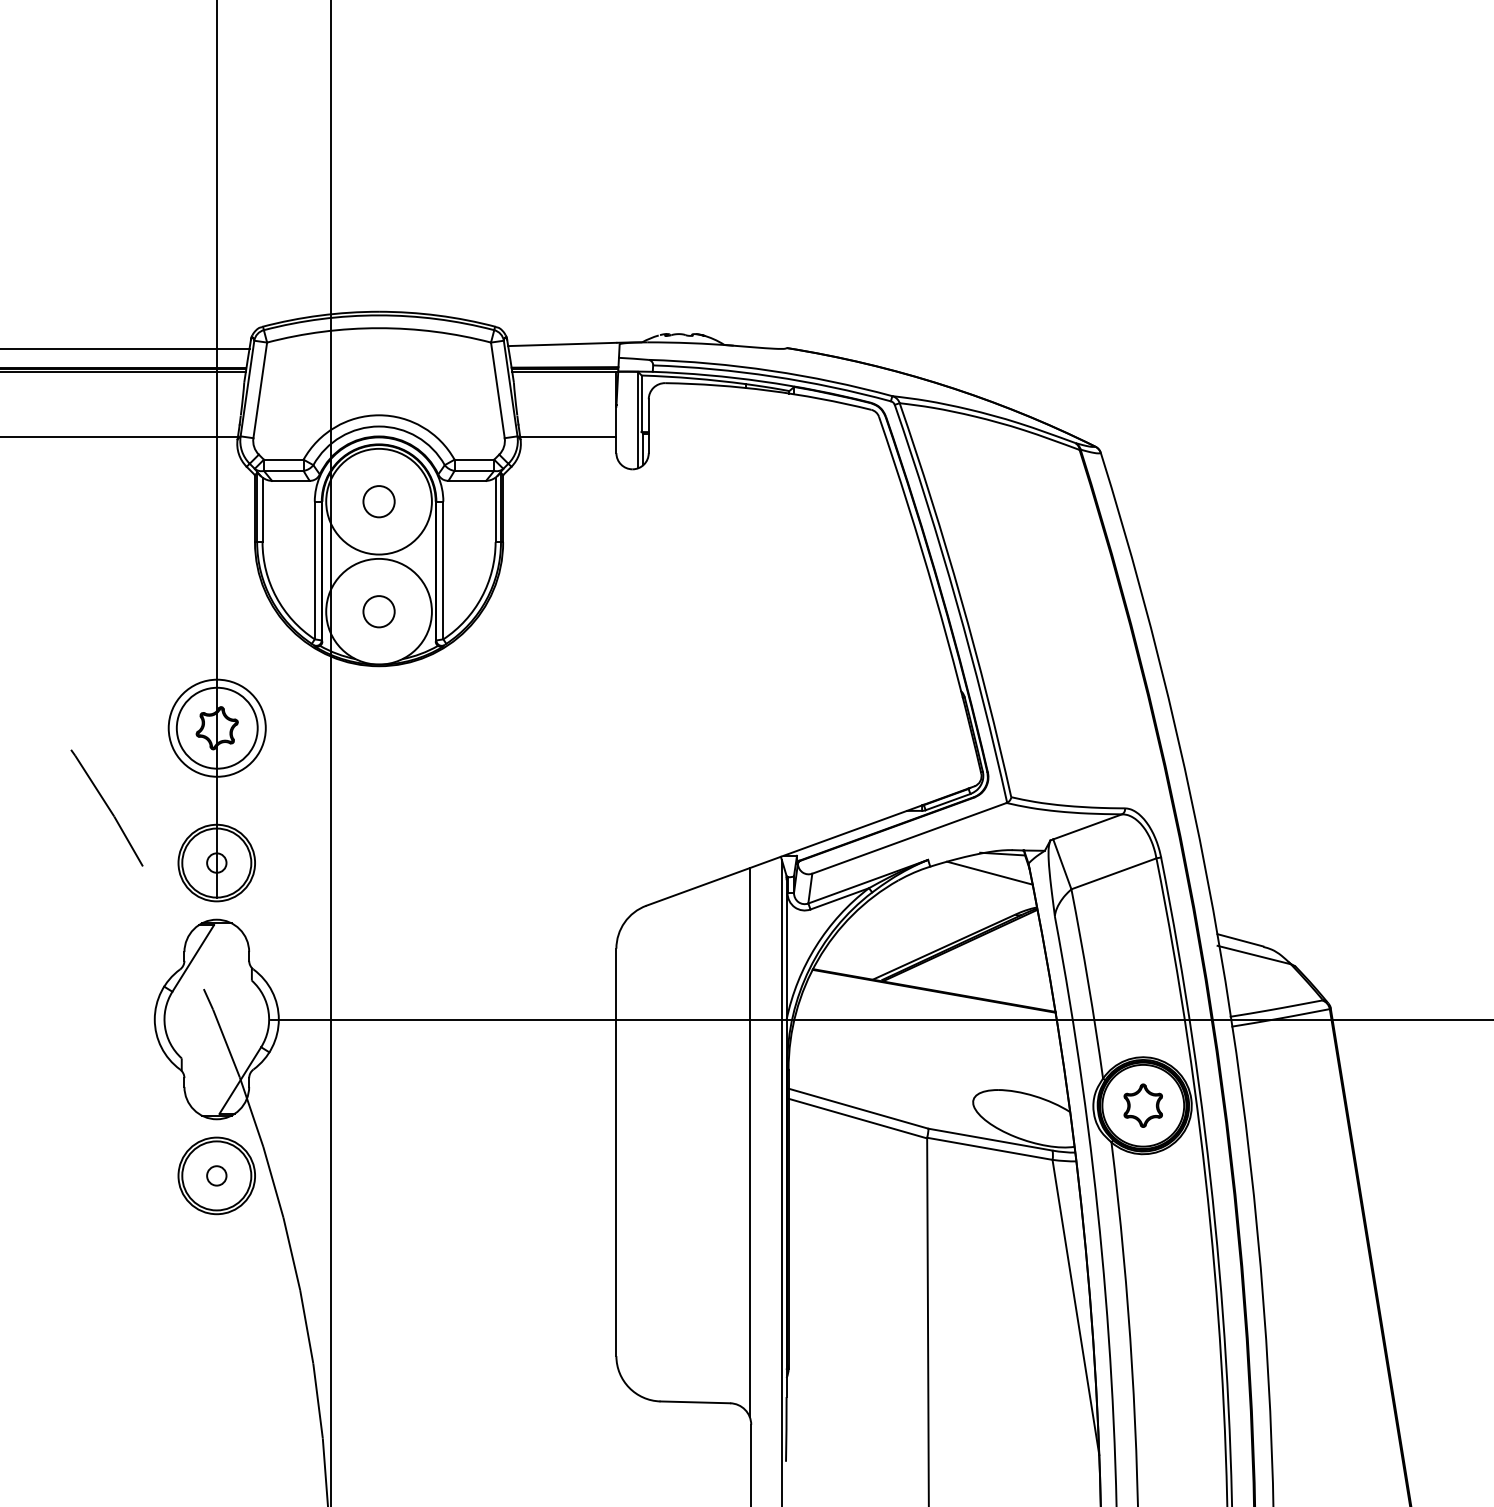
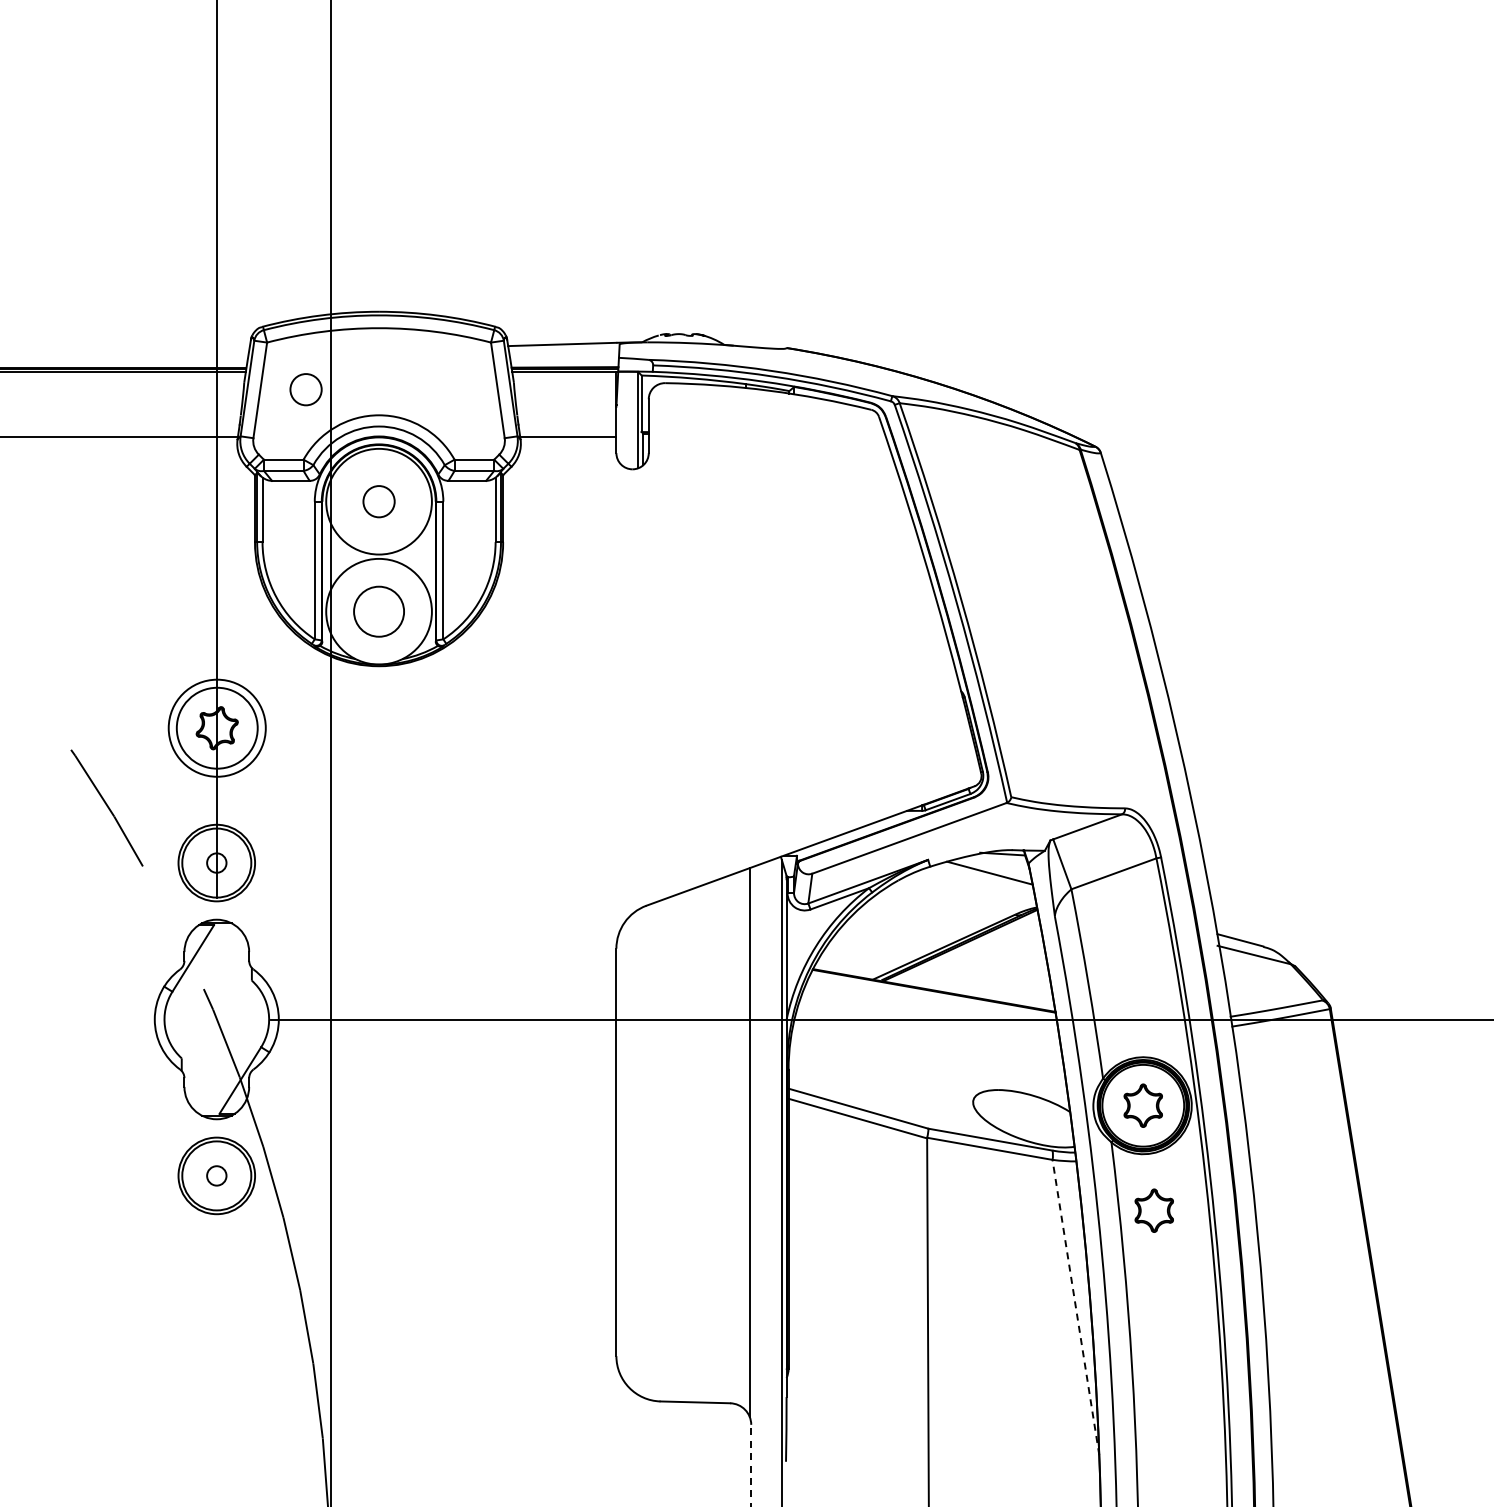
line: present -> none (125, 348)
circle: none -> present (305, 389)
circle diameter: 31 px -> 50 px (379, 611)
part: none -> present (1153, 1210)
line: solid -> dashed (1075, 1307)
line: solid -> dashed (751, 1465)
